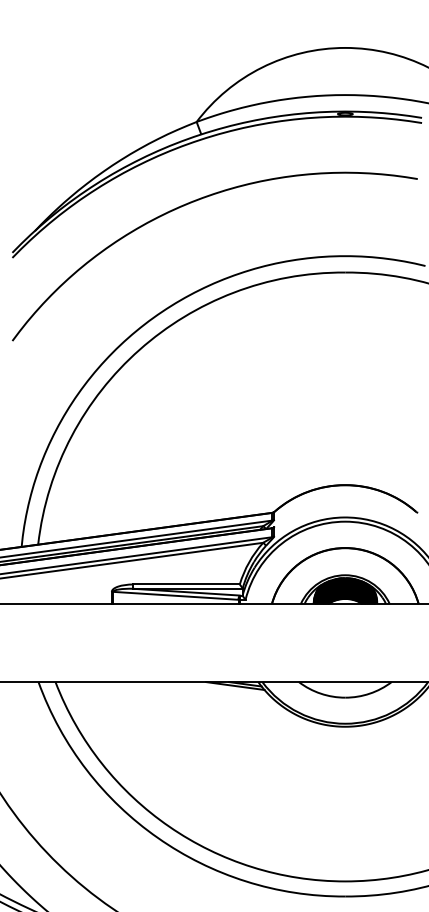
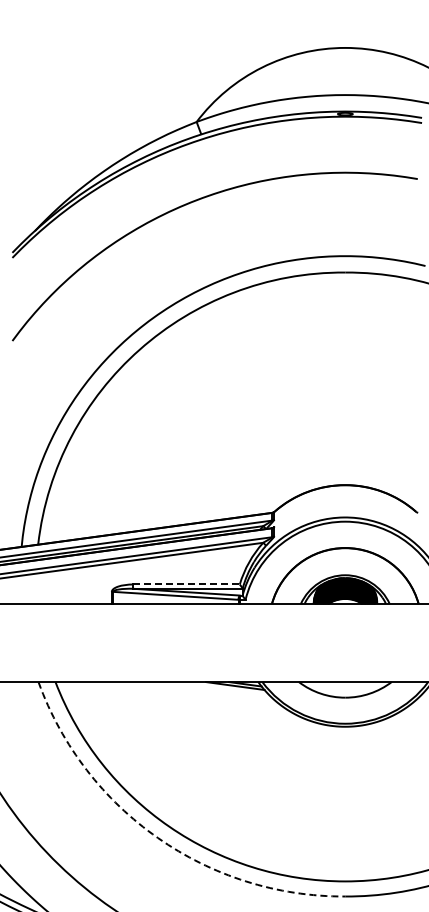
line: solid -> dashed (187, 584)
arc: solid -> dashed (157, 837)
